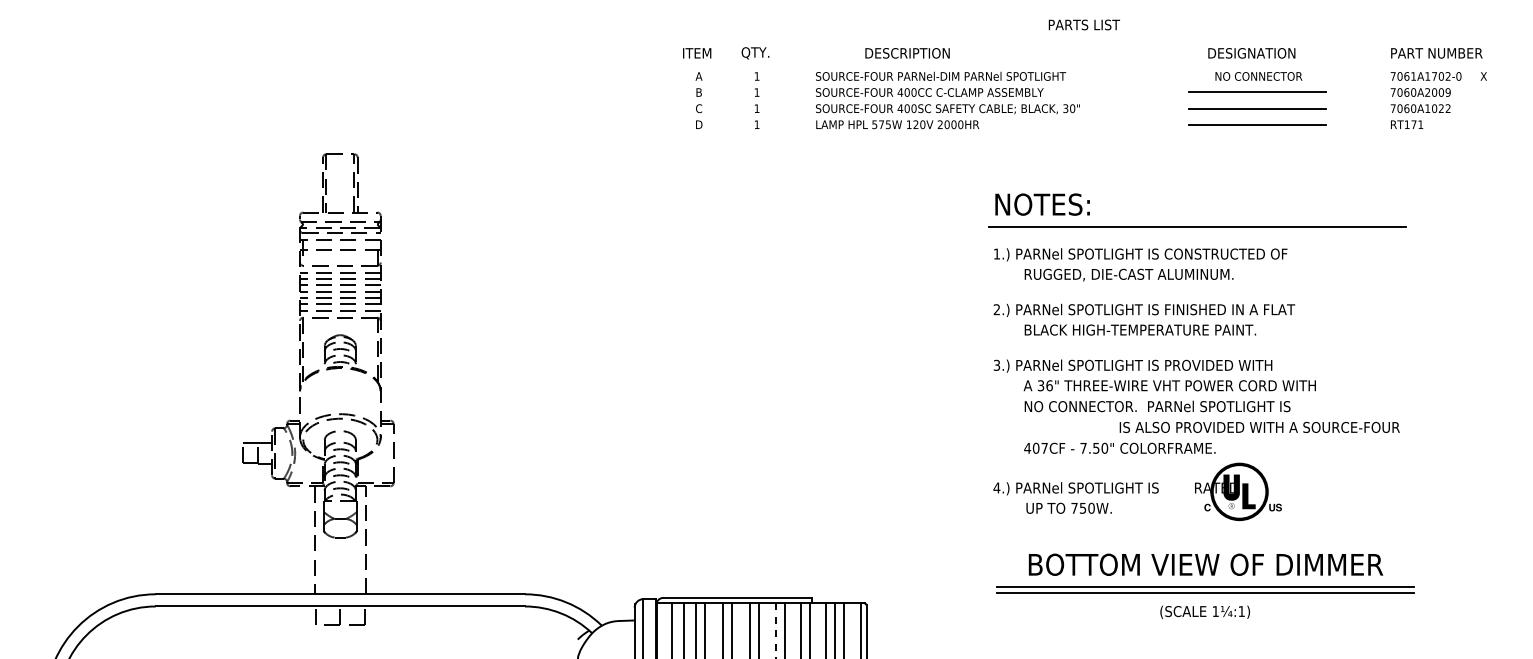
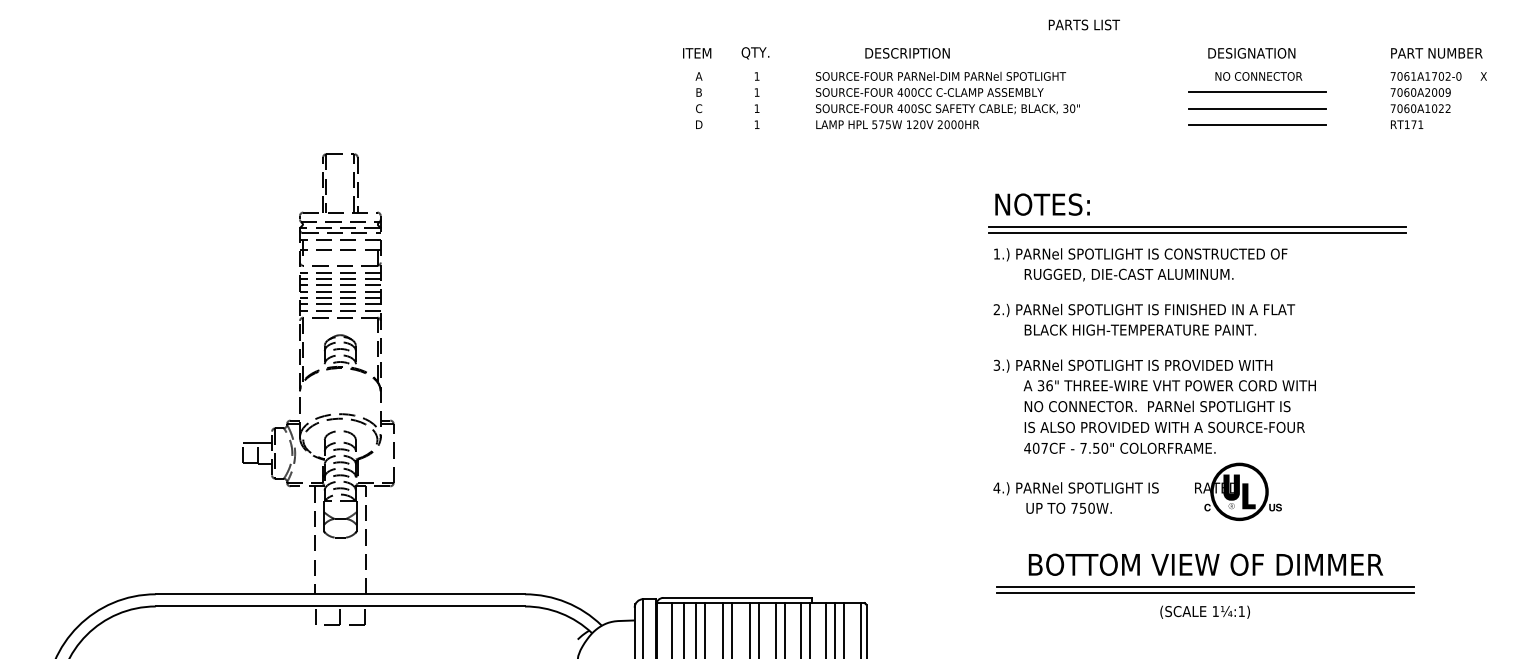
line: none -> present (1197, 233)
text position: (1259, 427) -> (1164, 427) (1164, 427)
line: dashed -> solid (776, 631)
